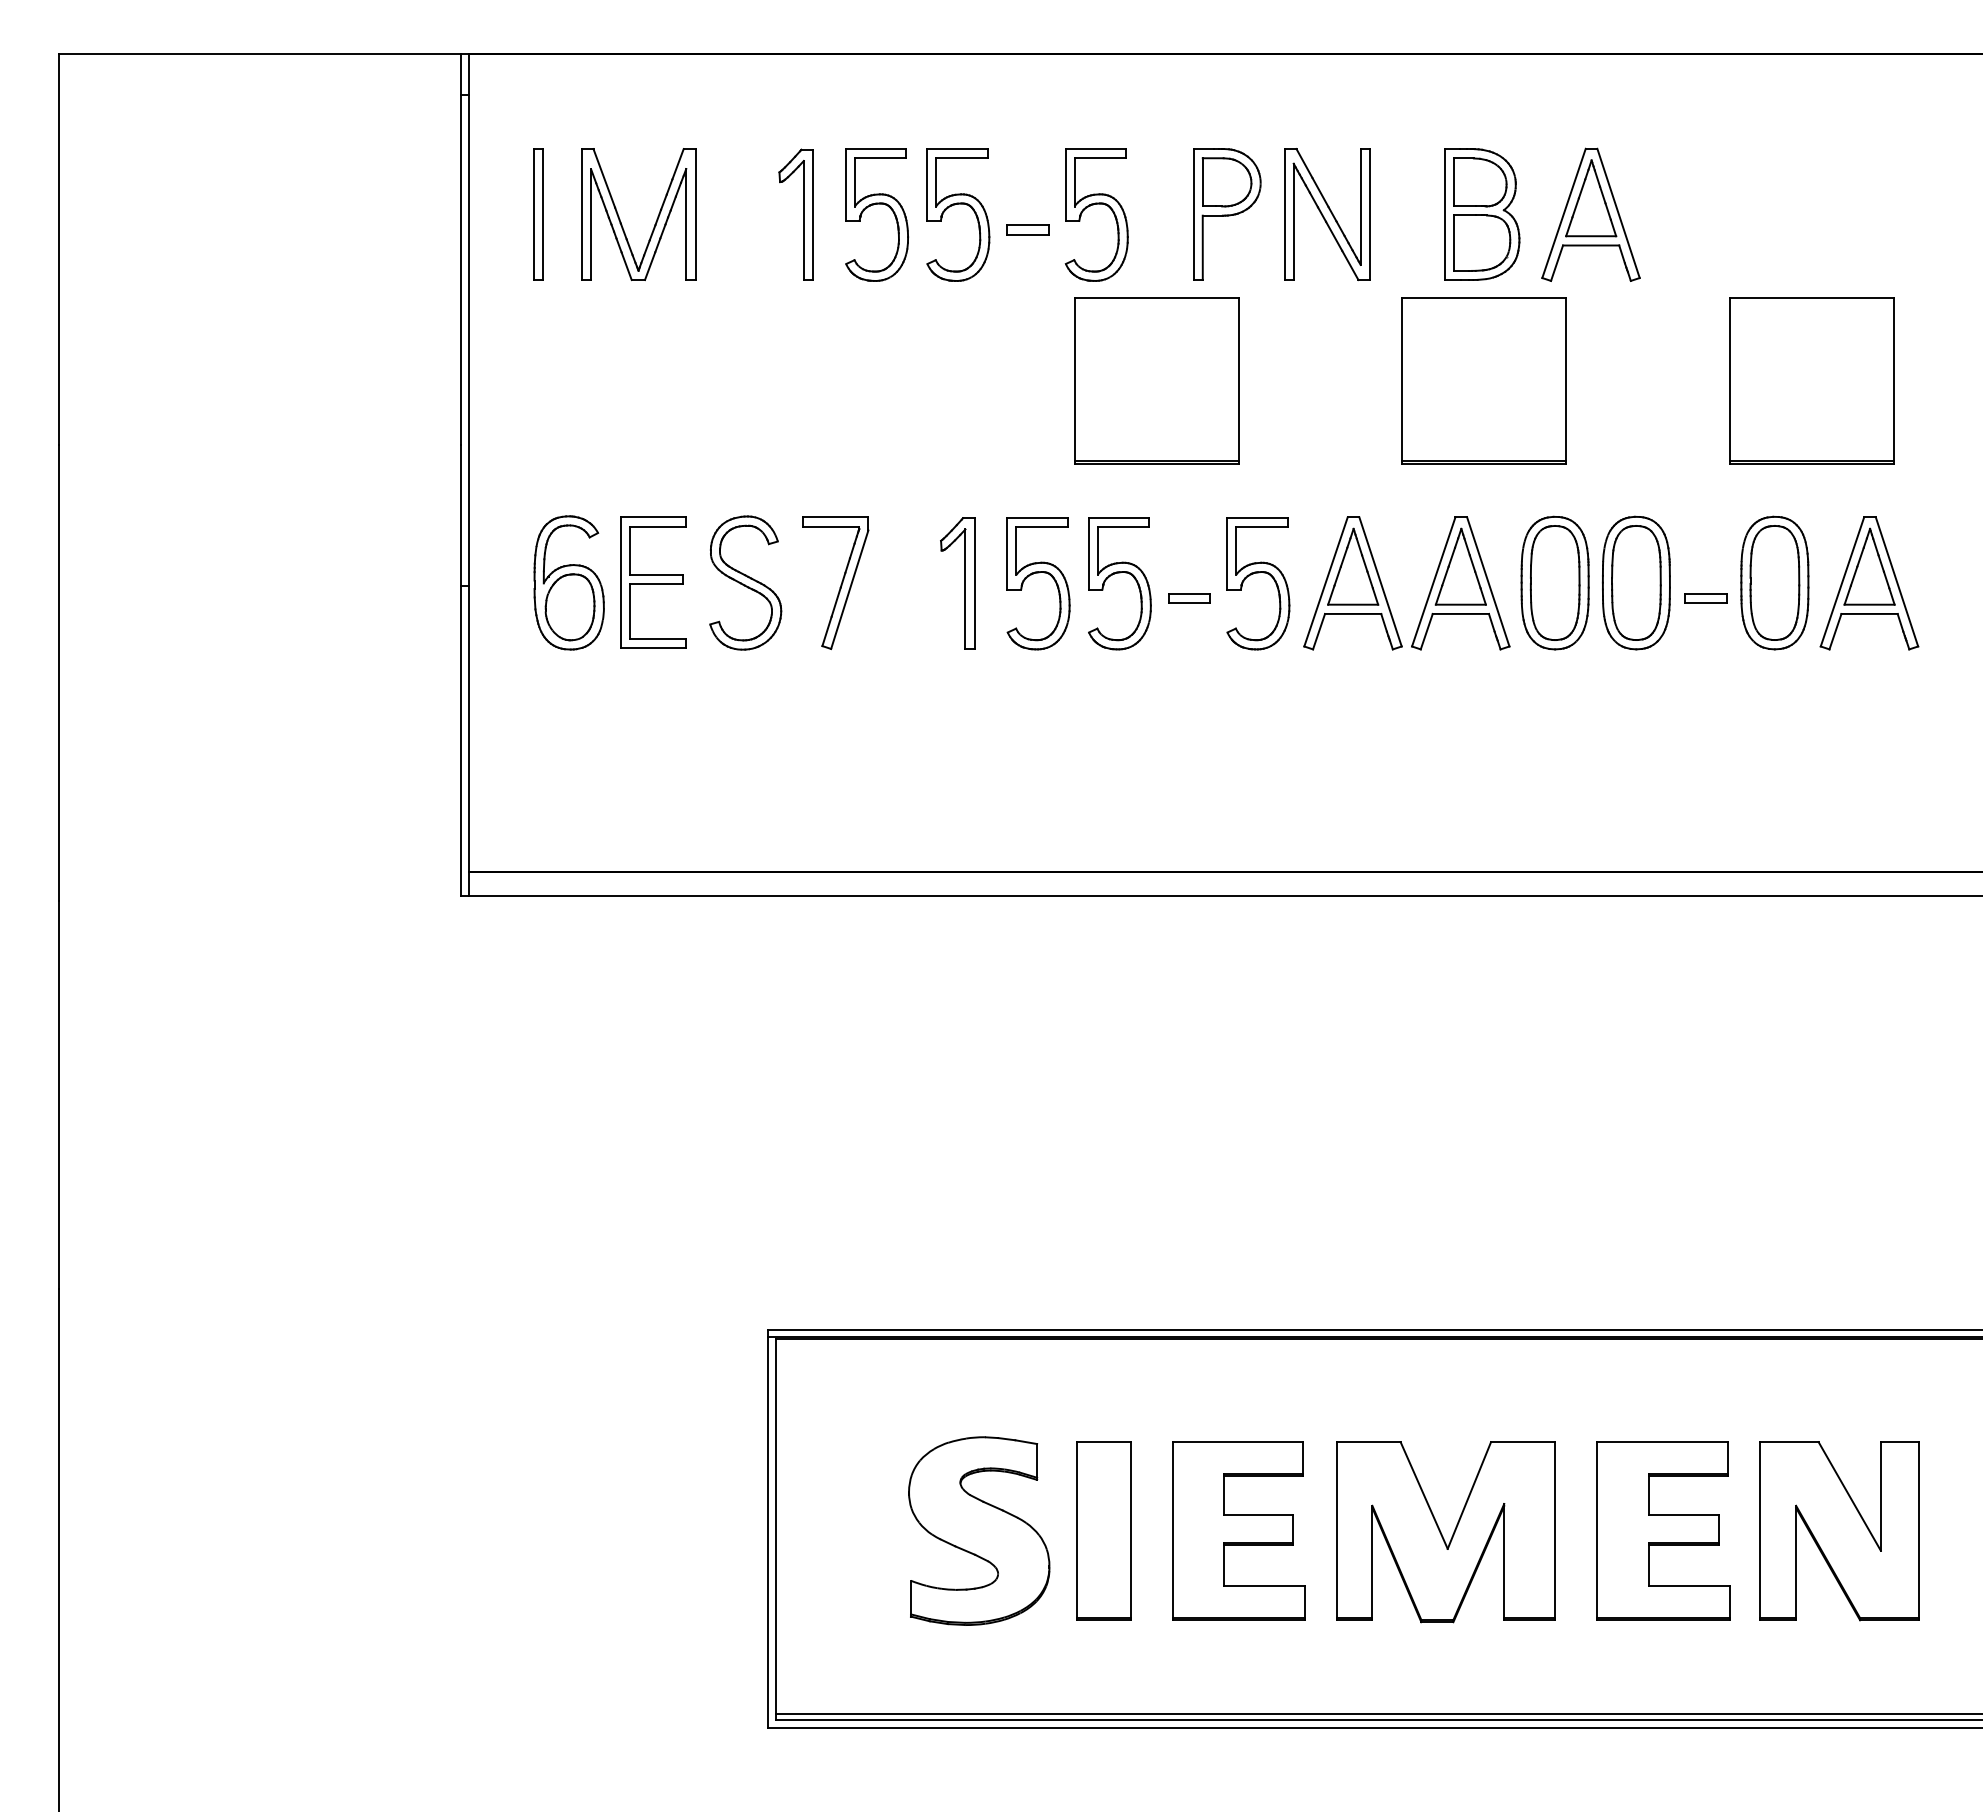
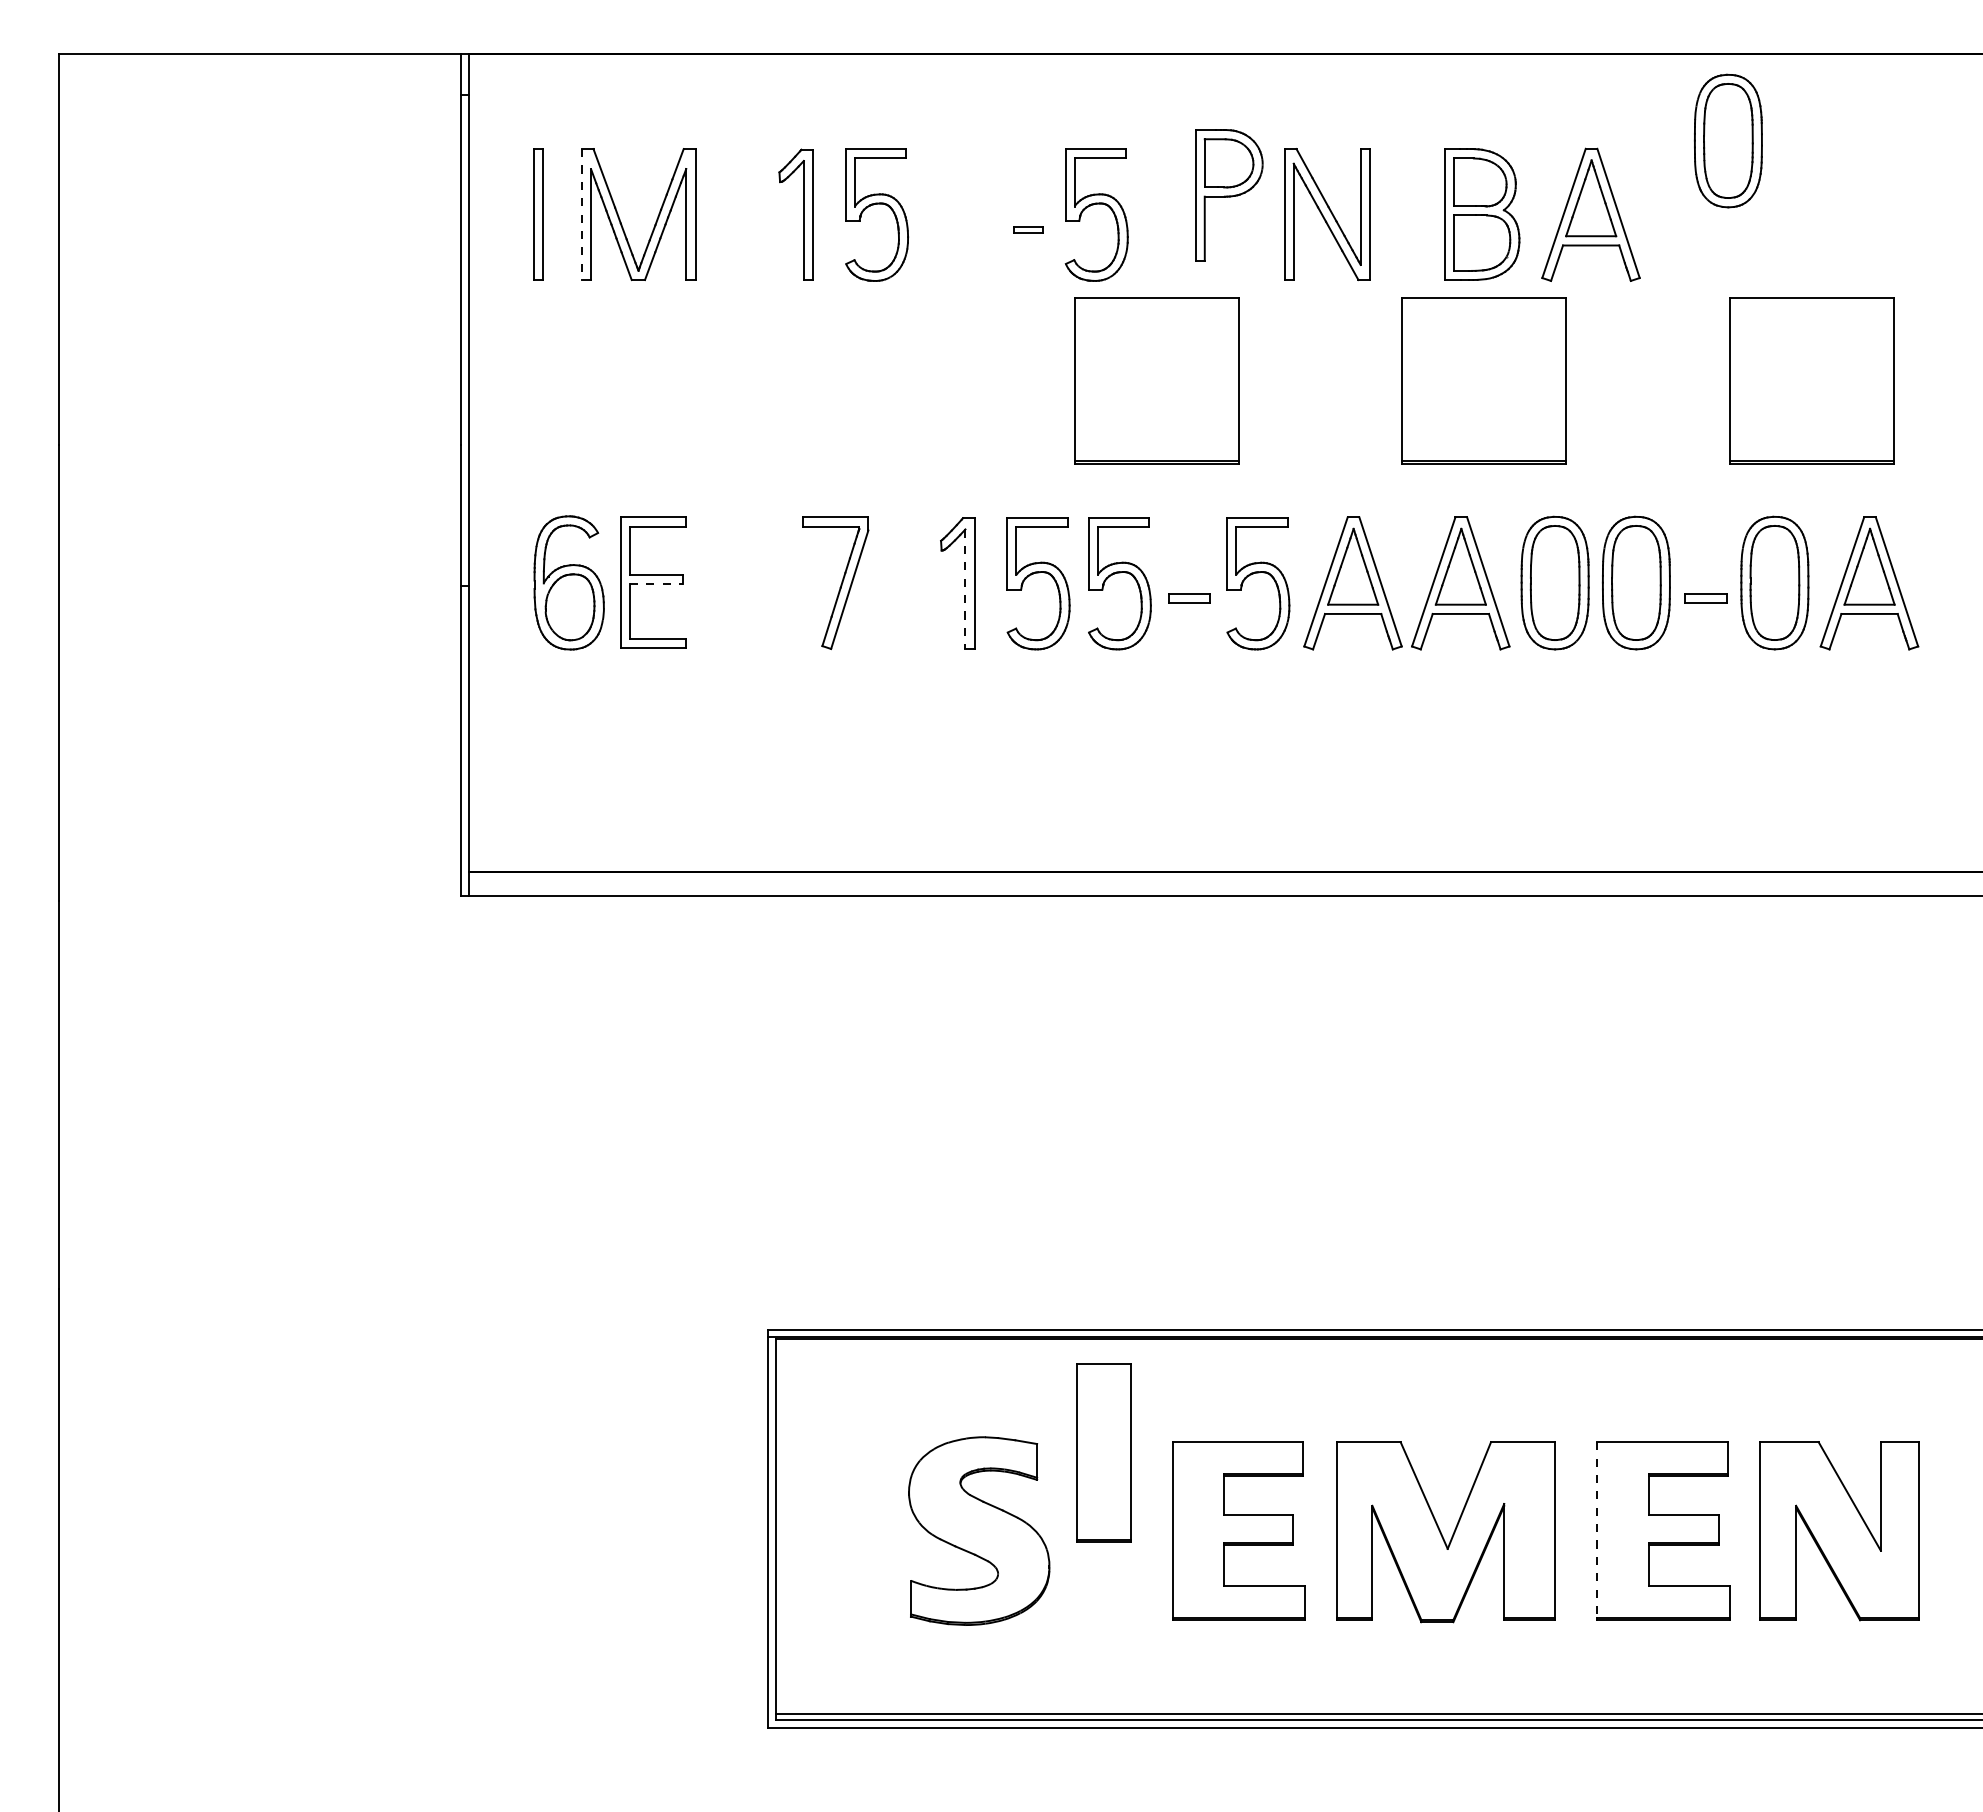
part: none -> present (1727, 140)
part: present -> none (955, 205)
line: solid -> dashed (581, 214)
part position: (1227, 214) -> (1229, 195) (1229, 195)
part size: 44x12 px -> 31x8 px (1028, 229)
part: present -> none (745, 582)
line: solid -> dashed (656, 583)
line: solid -> dashed (965, 589)
part position: (1103, 1530) -> (1103, 1452) (1103, 1452)
line: solid -> dashed (1596, 1530)
